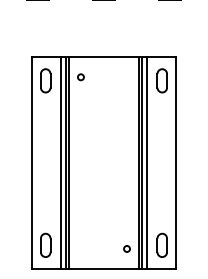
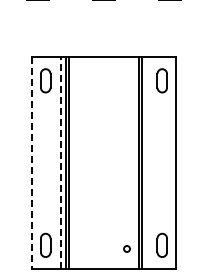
circle: present -> none (80, 77)
line: solid -> dashed (60, 162)
line: present -> none (147, 162)
line: solid -> dashed (32, 163)
